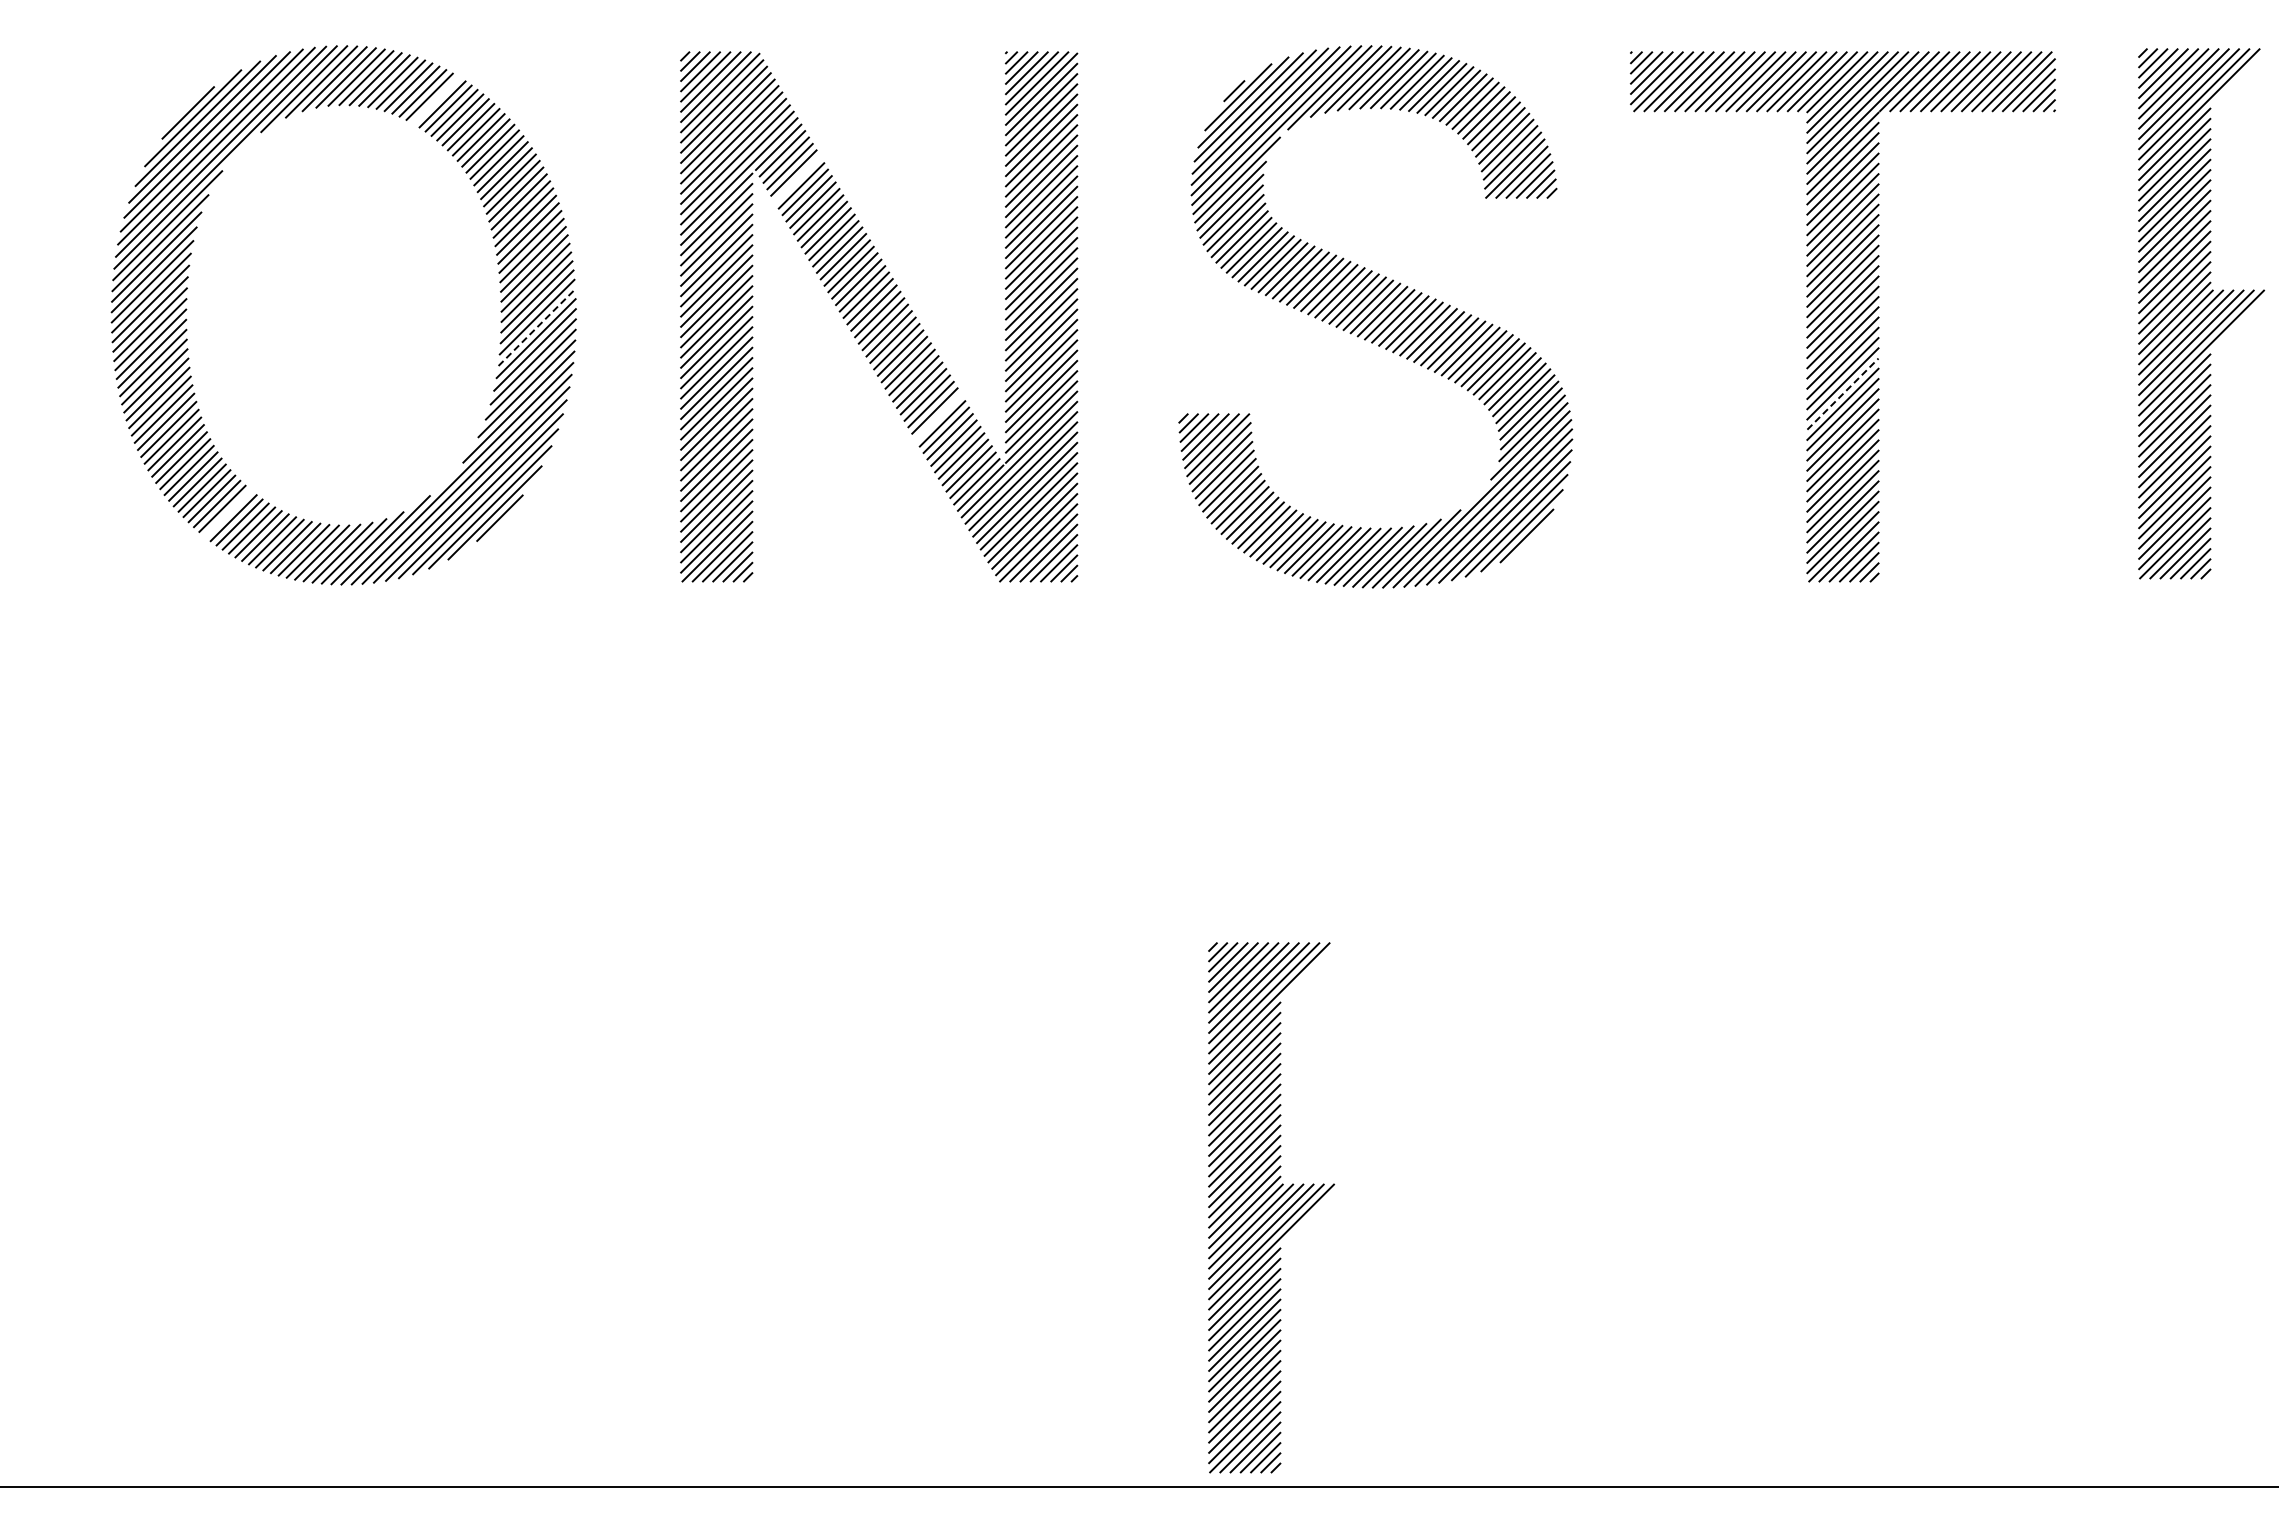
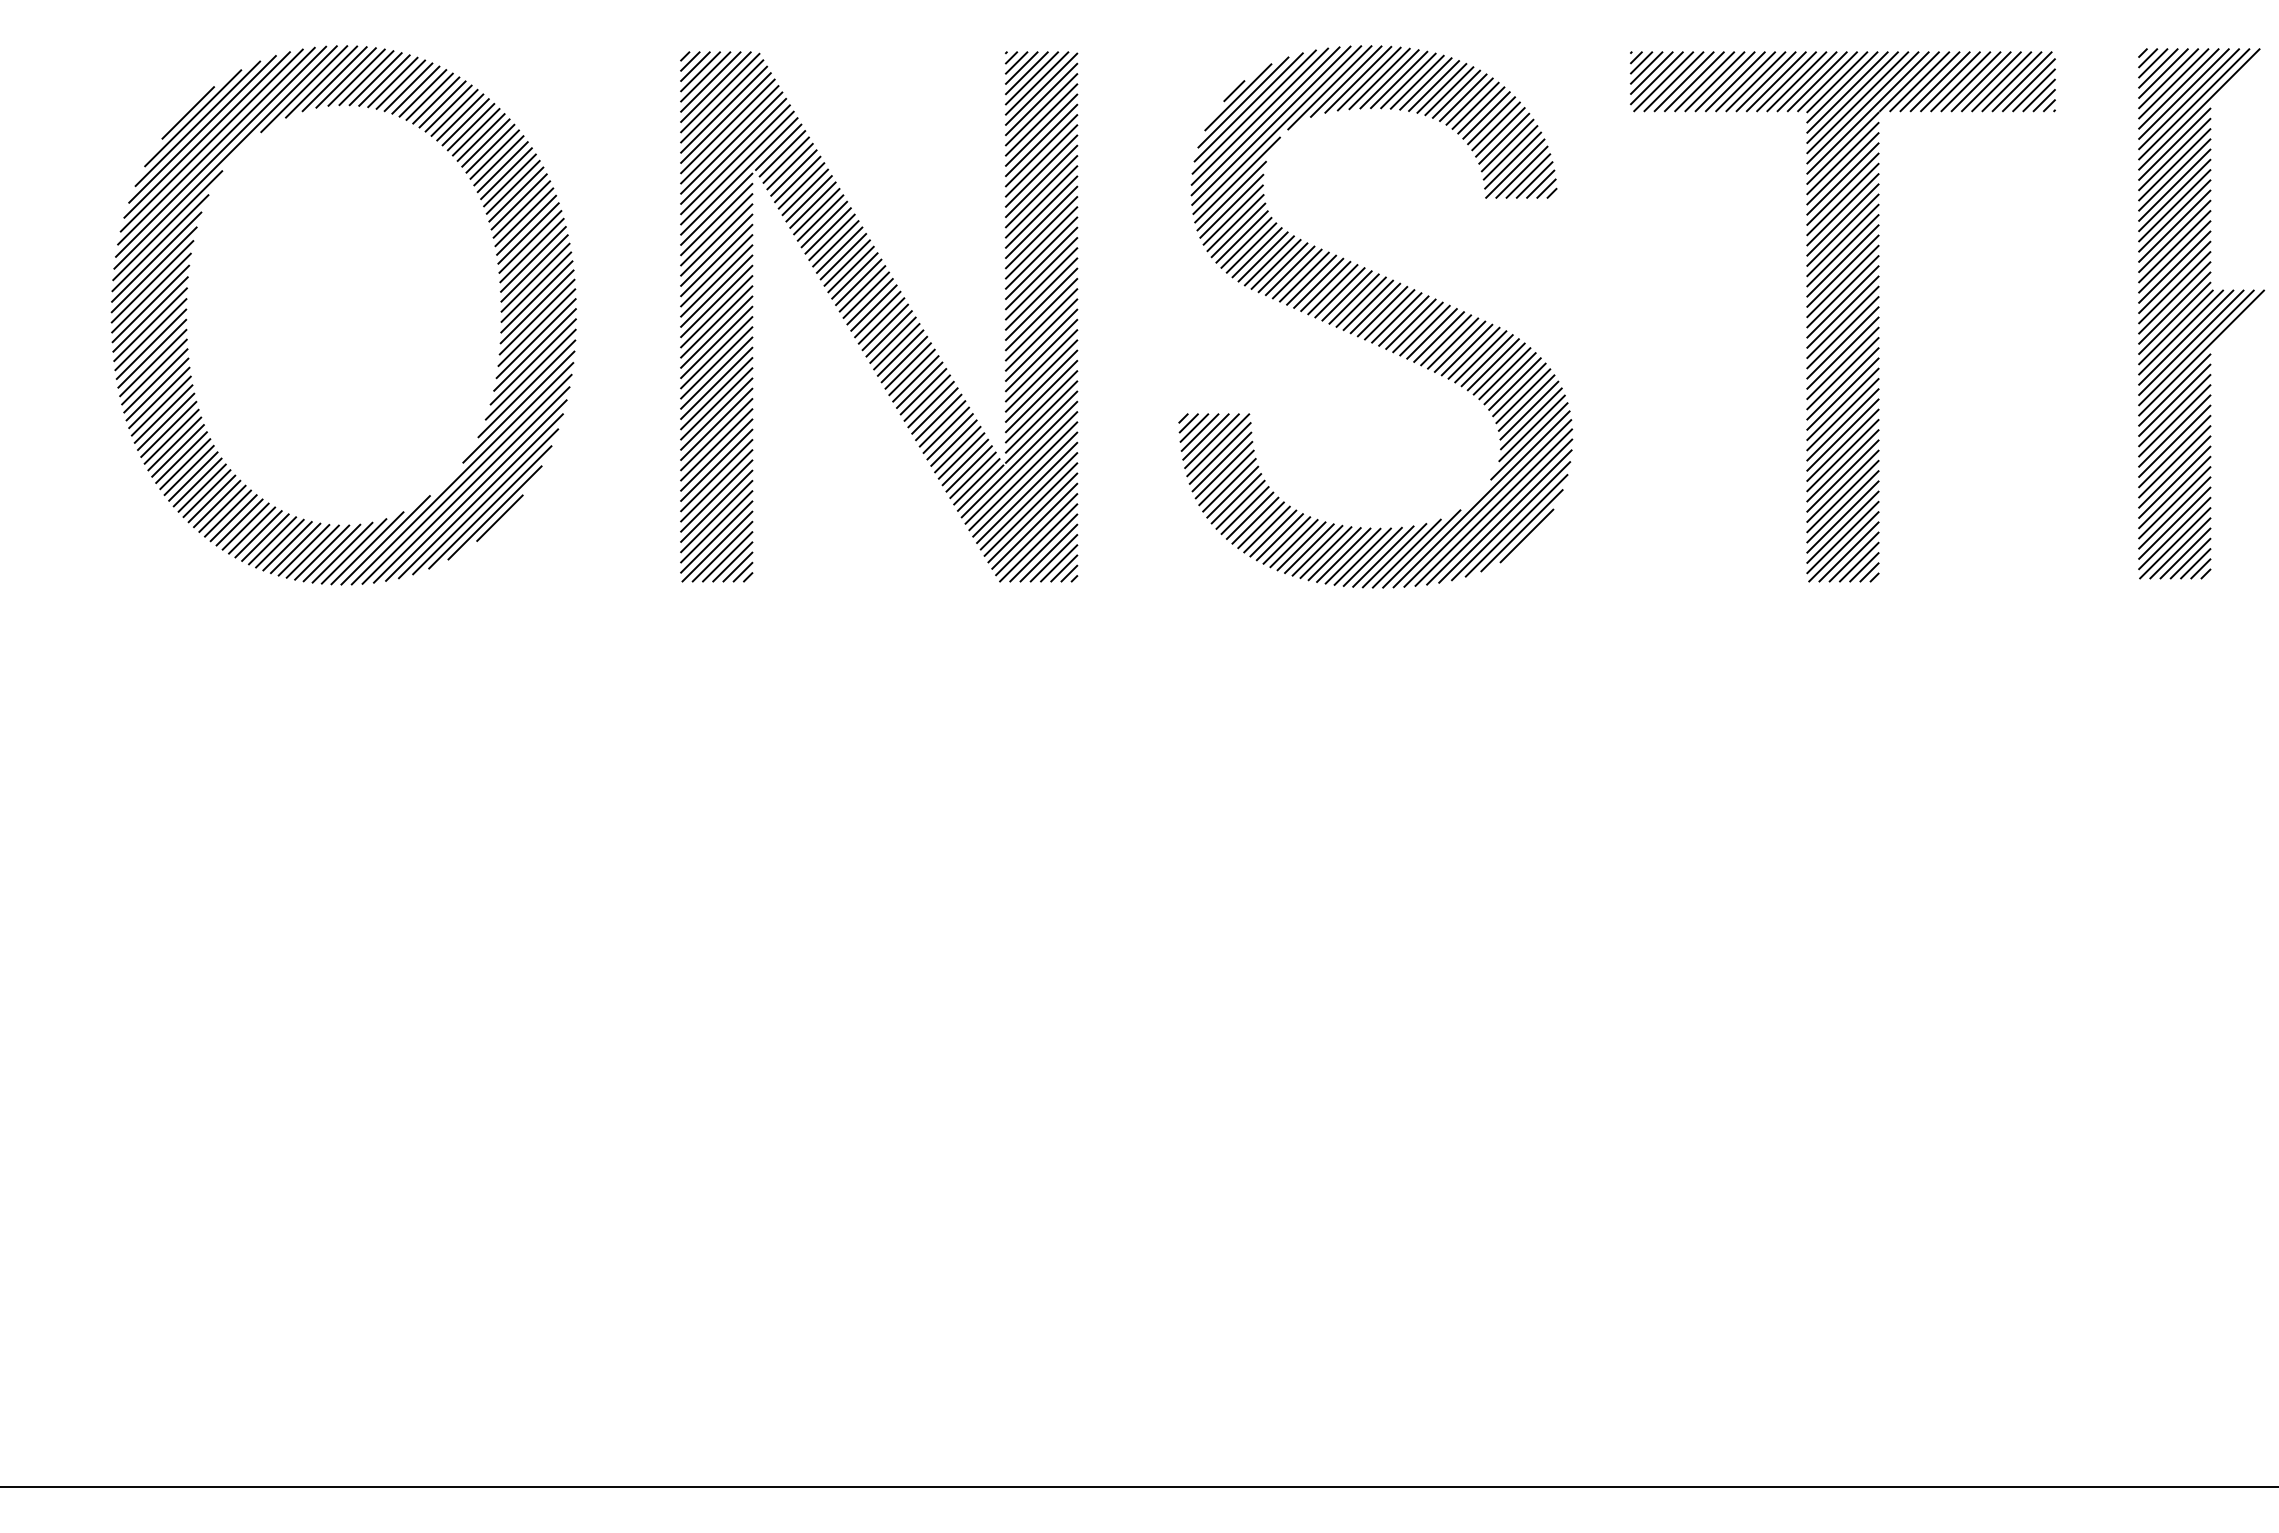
line: none -> present (436, 100)
line: none -> present (797, 179)
line: dashed -> solid (537, 327)
line: dashed -> solid (1843, 393)
line: none -> present (938, 417)
line: none -> present (227, 513)
part: present -> none (1271, 1207)
